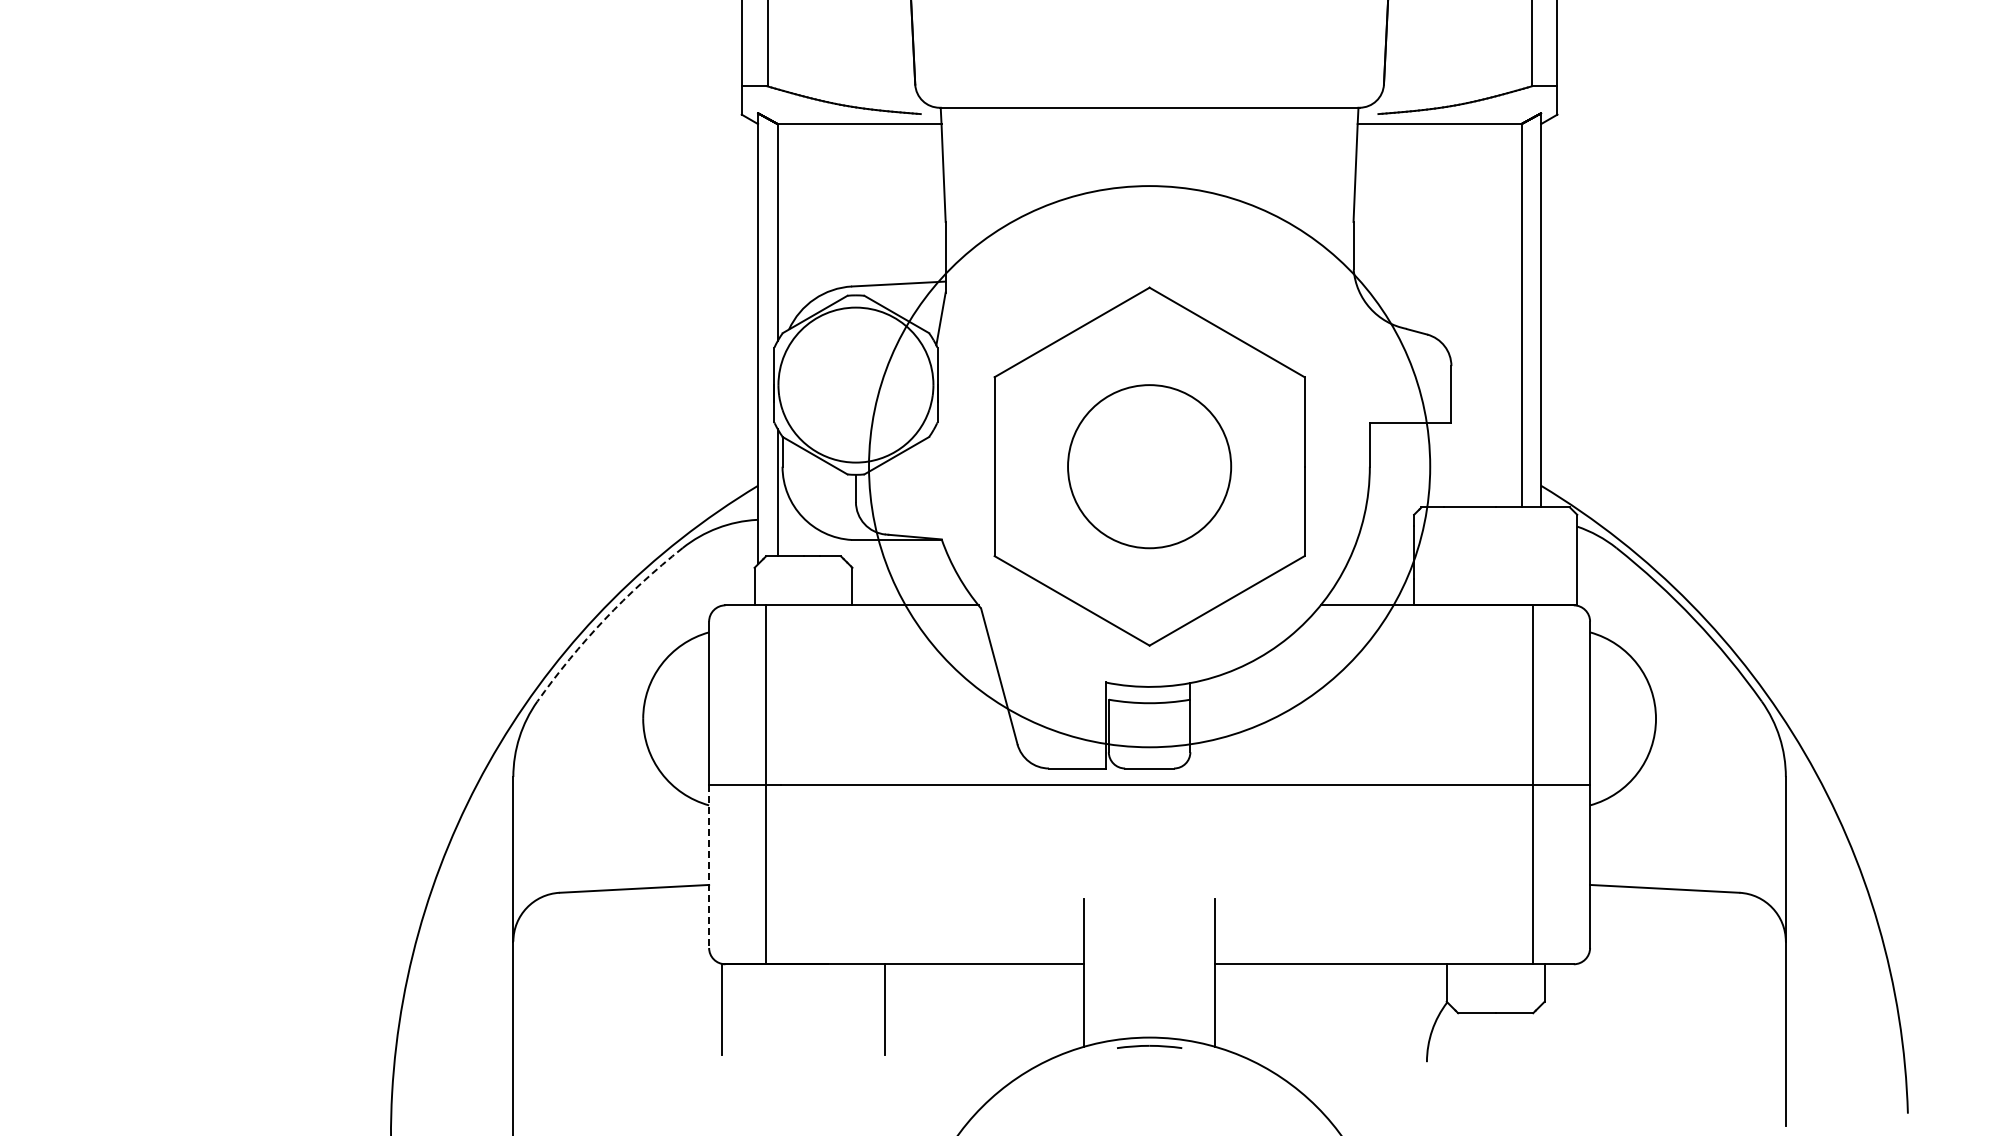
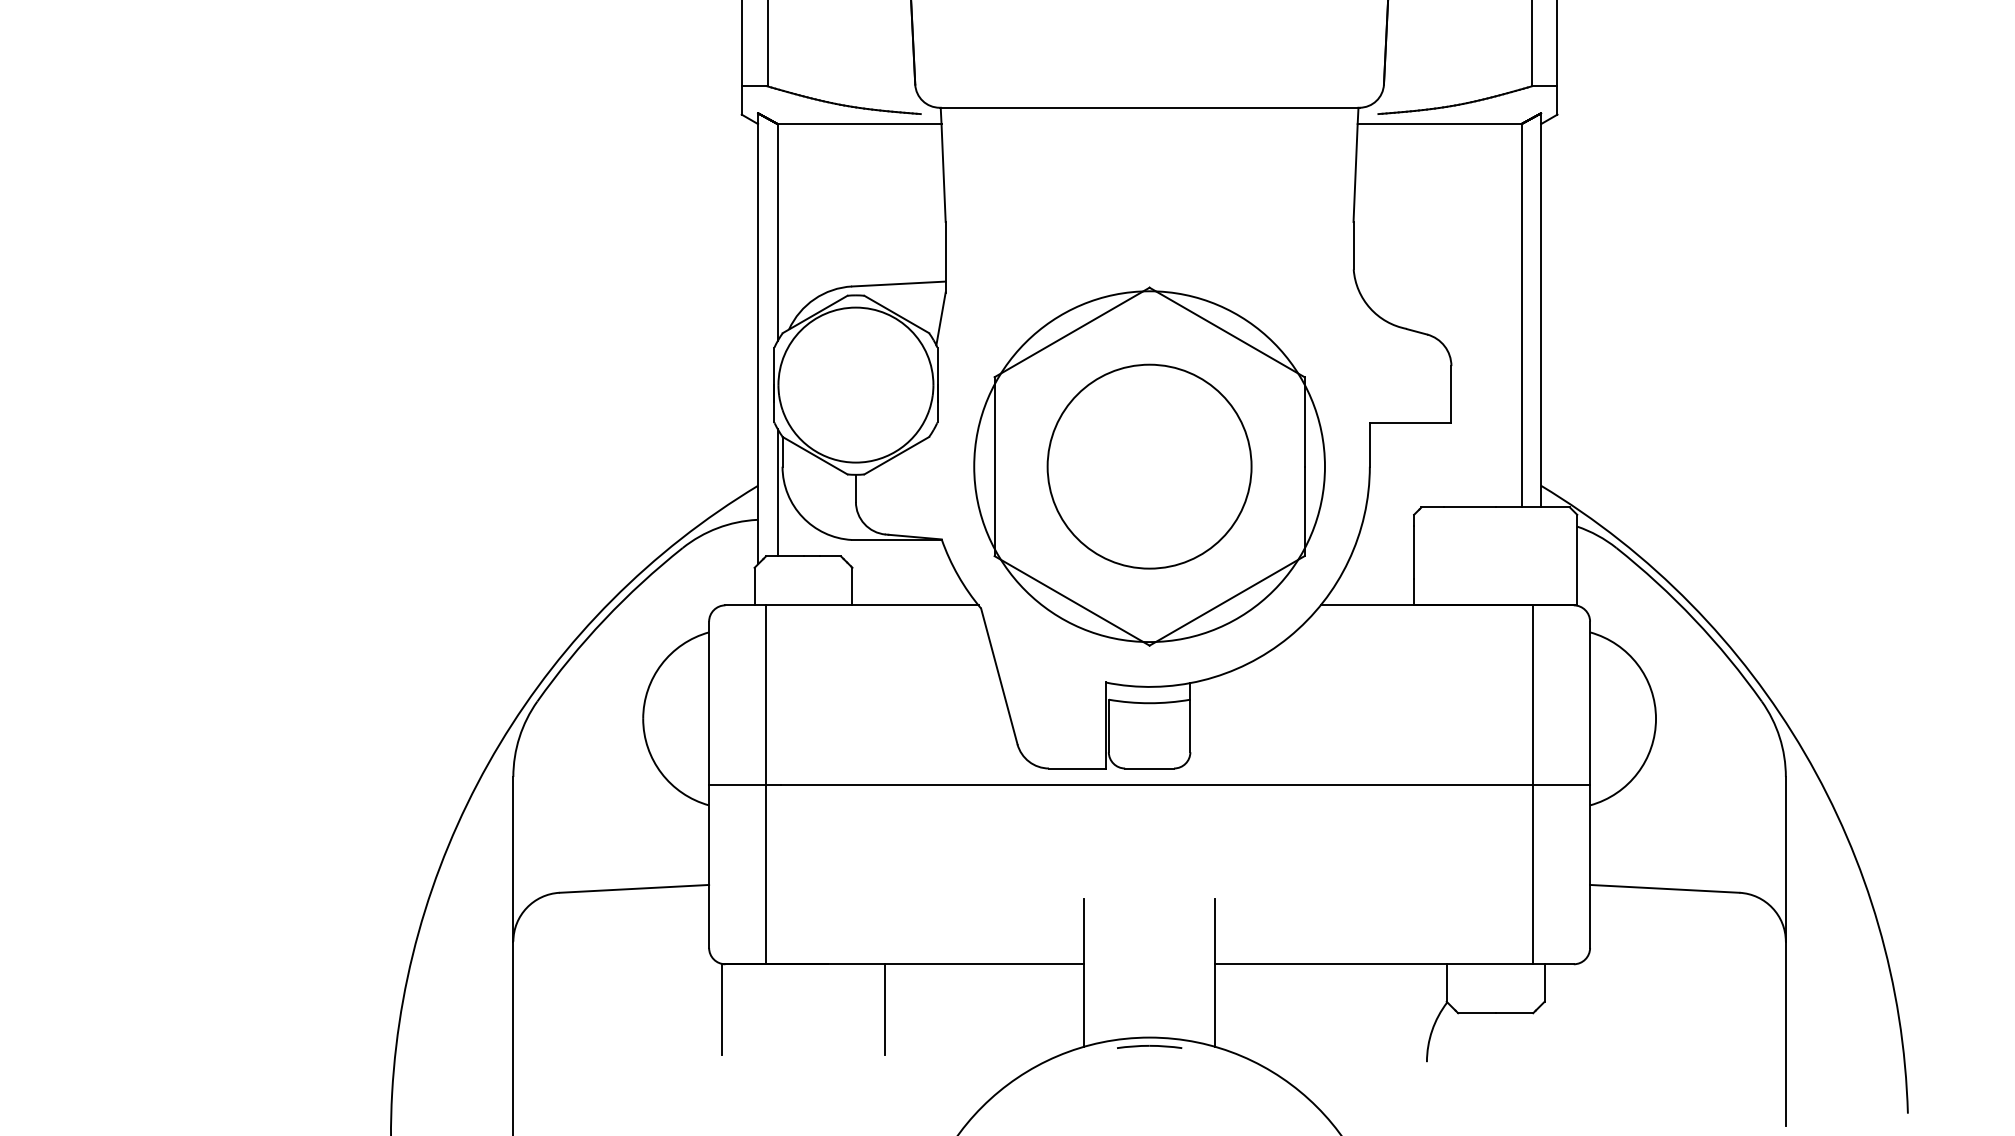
circle diameter: 163 px -> 204 px (1149, 466)
circle diameter: 561 px -> 351 px (1149, 466)
arc: dashed -> solid (604, 619)
line: dashed -> solid (709, 866)
